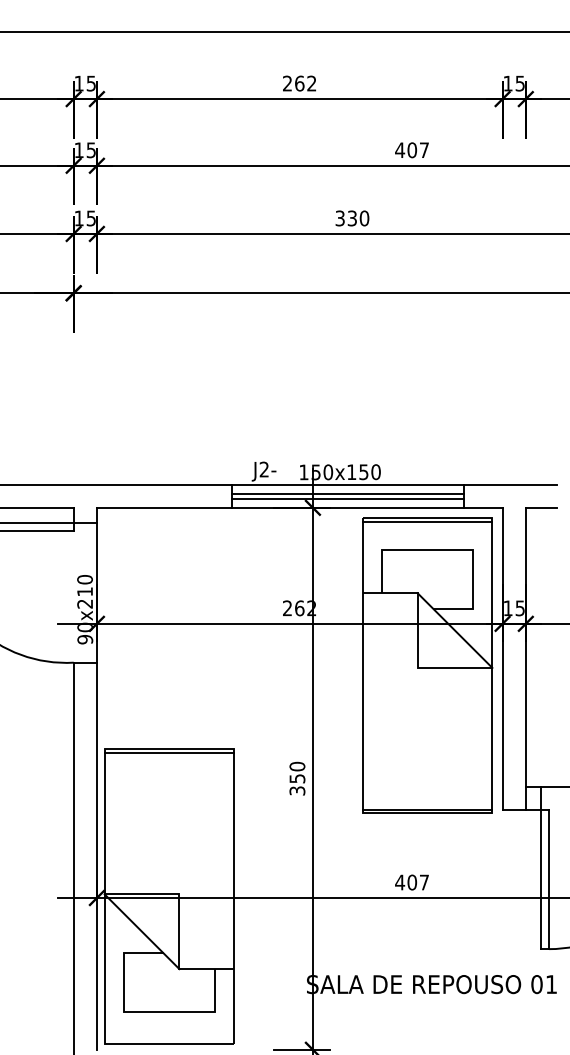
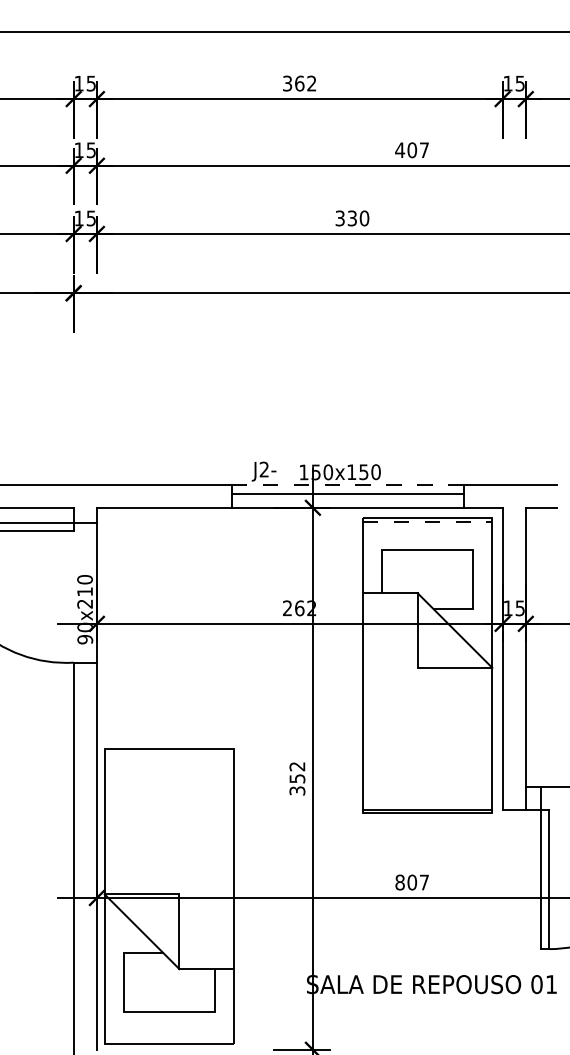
text: 262 -> 362 (287, 83)
line: solid -> dashed (347, 484)
line: present -> none (347, 498)
line: solid -> dashed (427, 522)
line: present -> none (169, 752)
text: 350 -> 352 (297, 766)
text: 407 -> 807 (400, 882)
